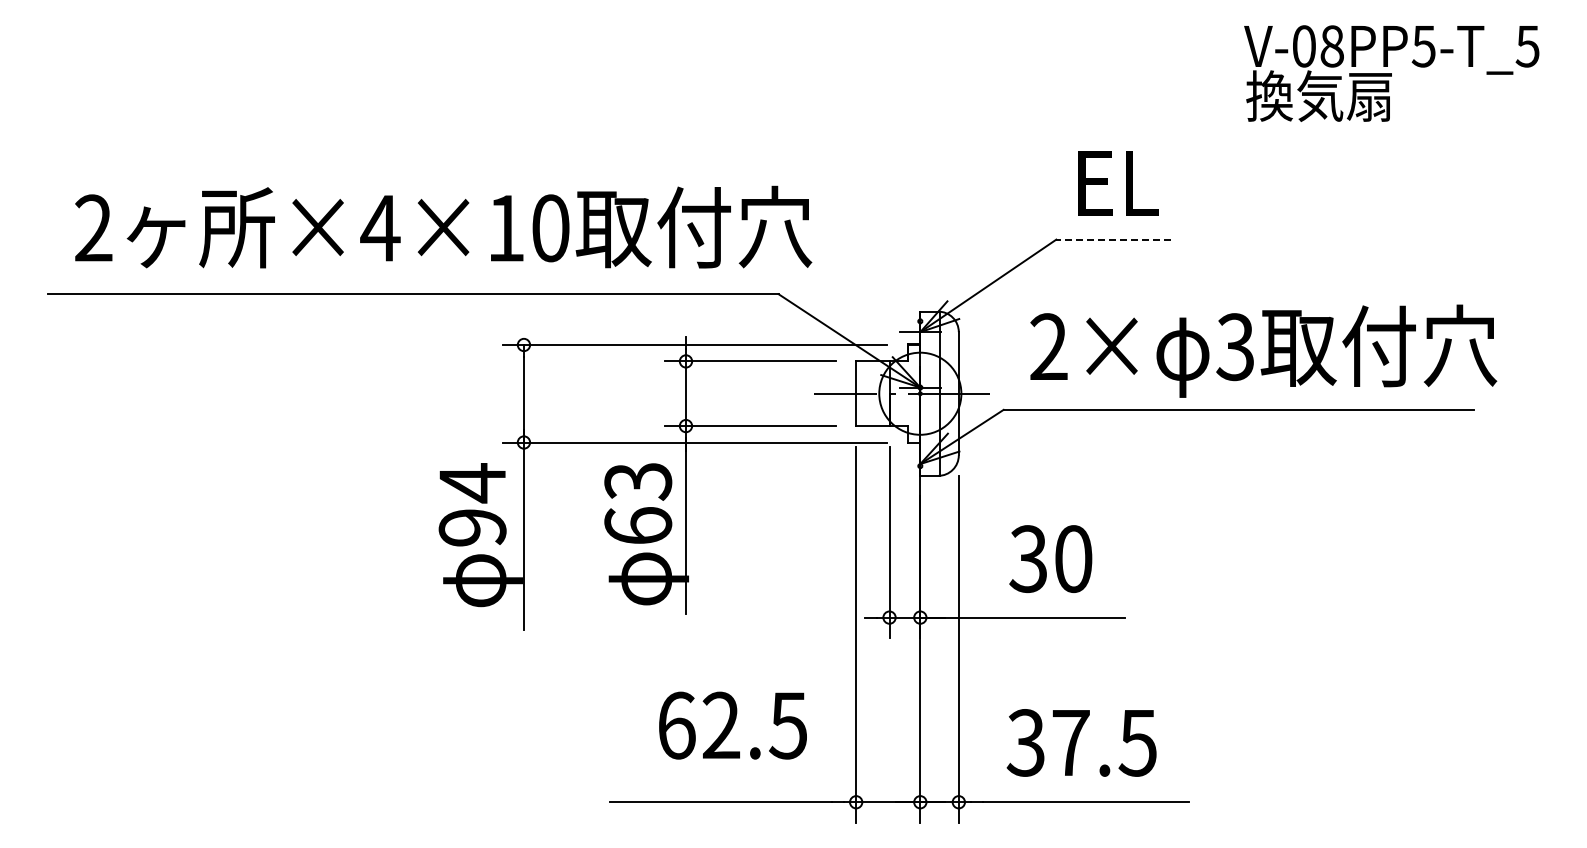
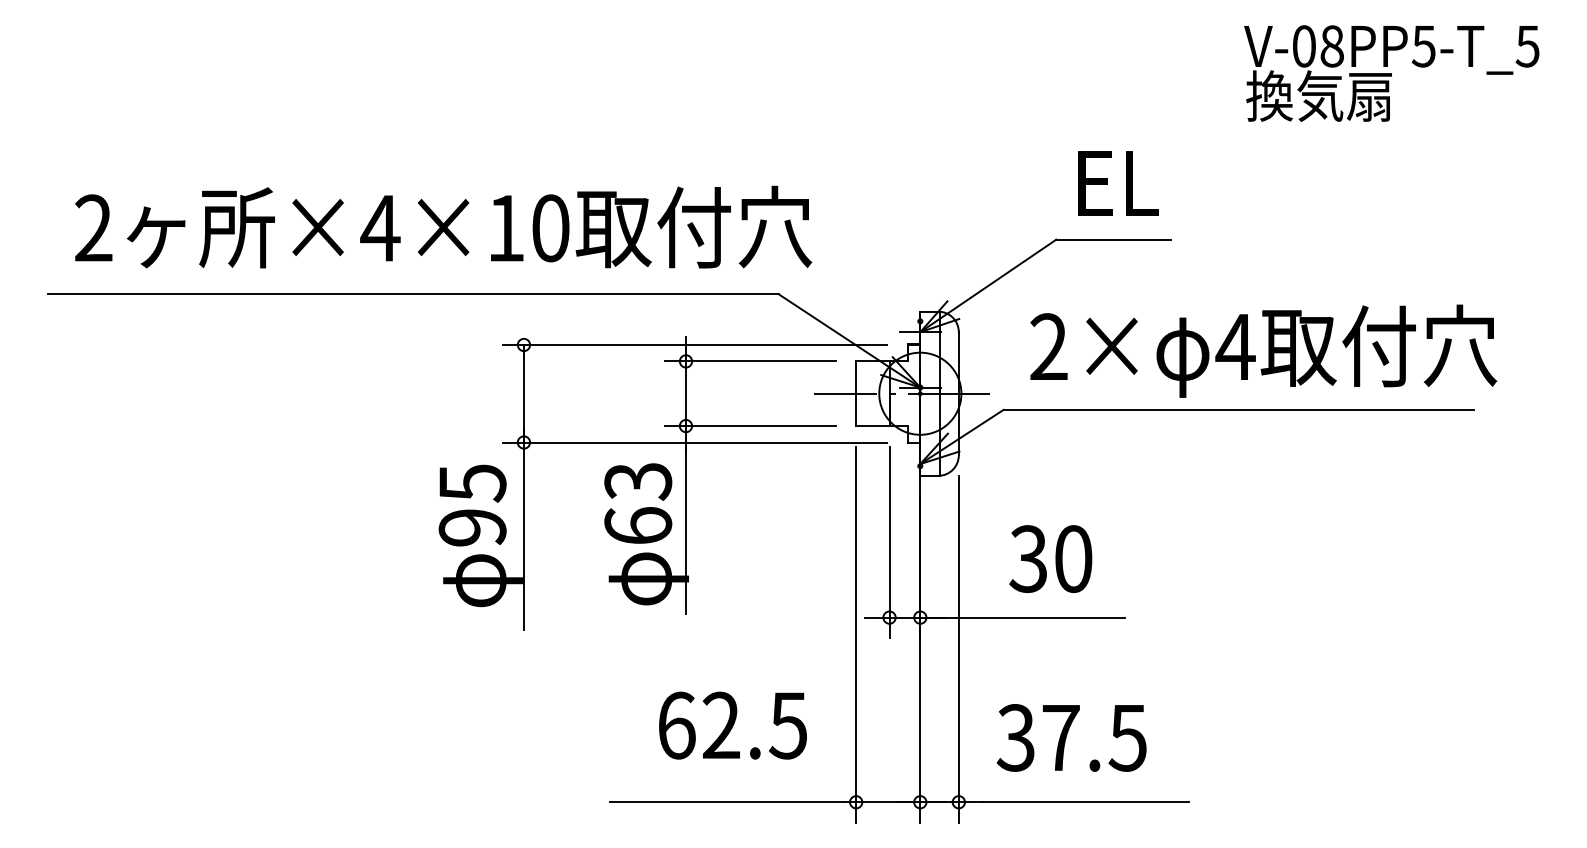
line: dashed -> solid (1113, 239)
text: 3 -> 4 (1235, 347)
text: 94 -> 95 (472, 483)
text position: (1081, 742) -> (1071, 737) (1071, 737)
